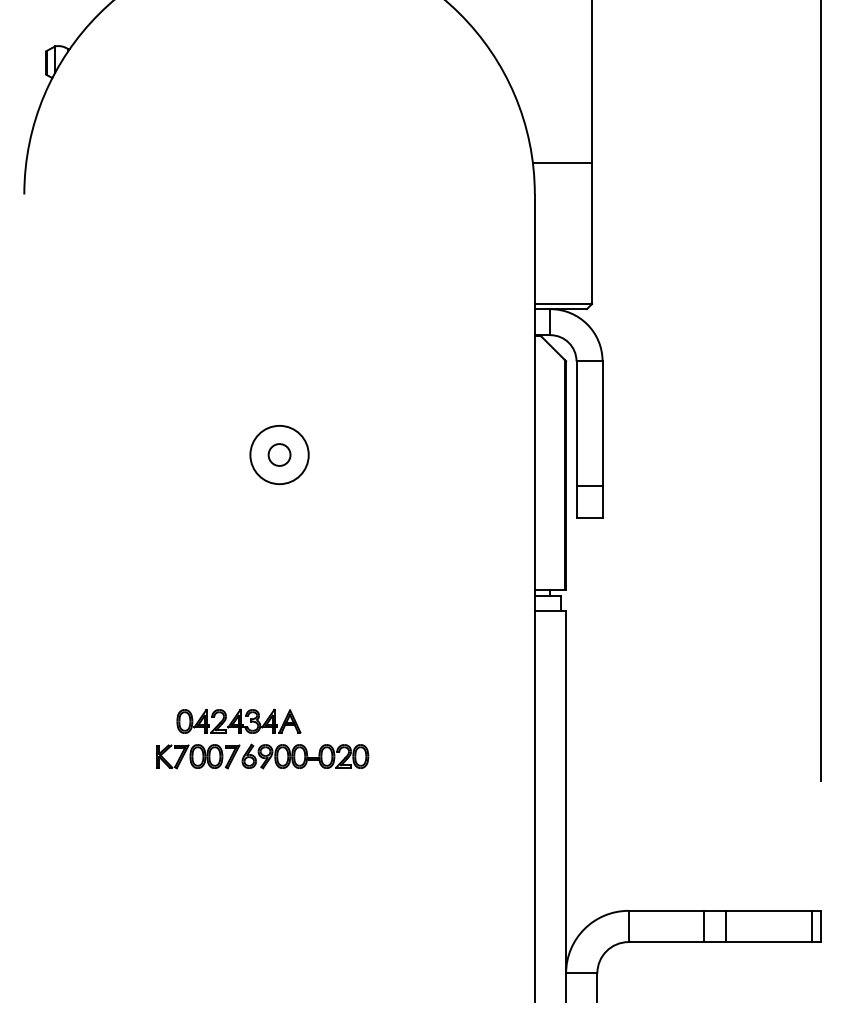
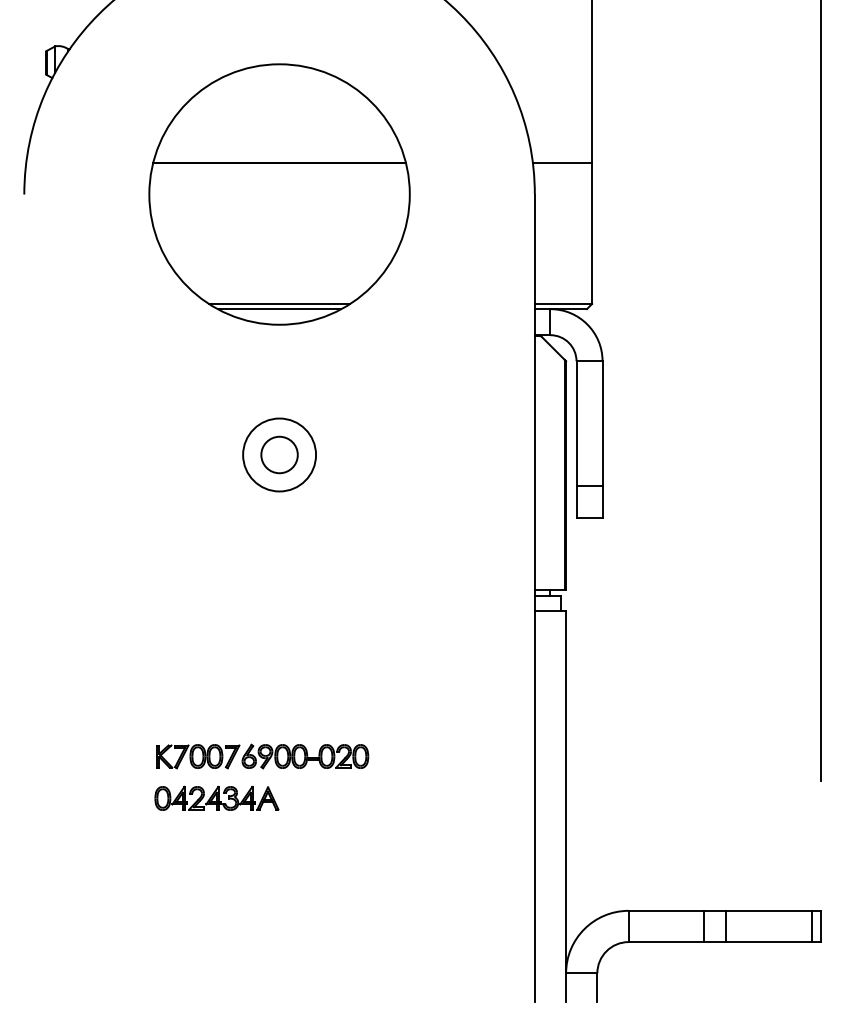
part: none -> present (279, 194)
circle diameter: 22 px -> 36 px (279, 454)
circle diameter: 58 px -> 73 px (279, 454)
part position: (238, 720) -> (216, 797) (216, 797)
